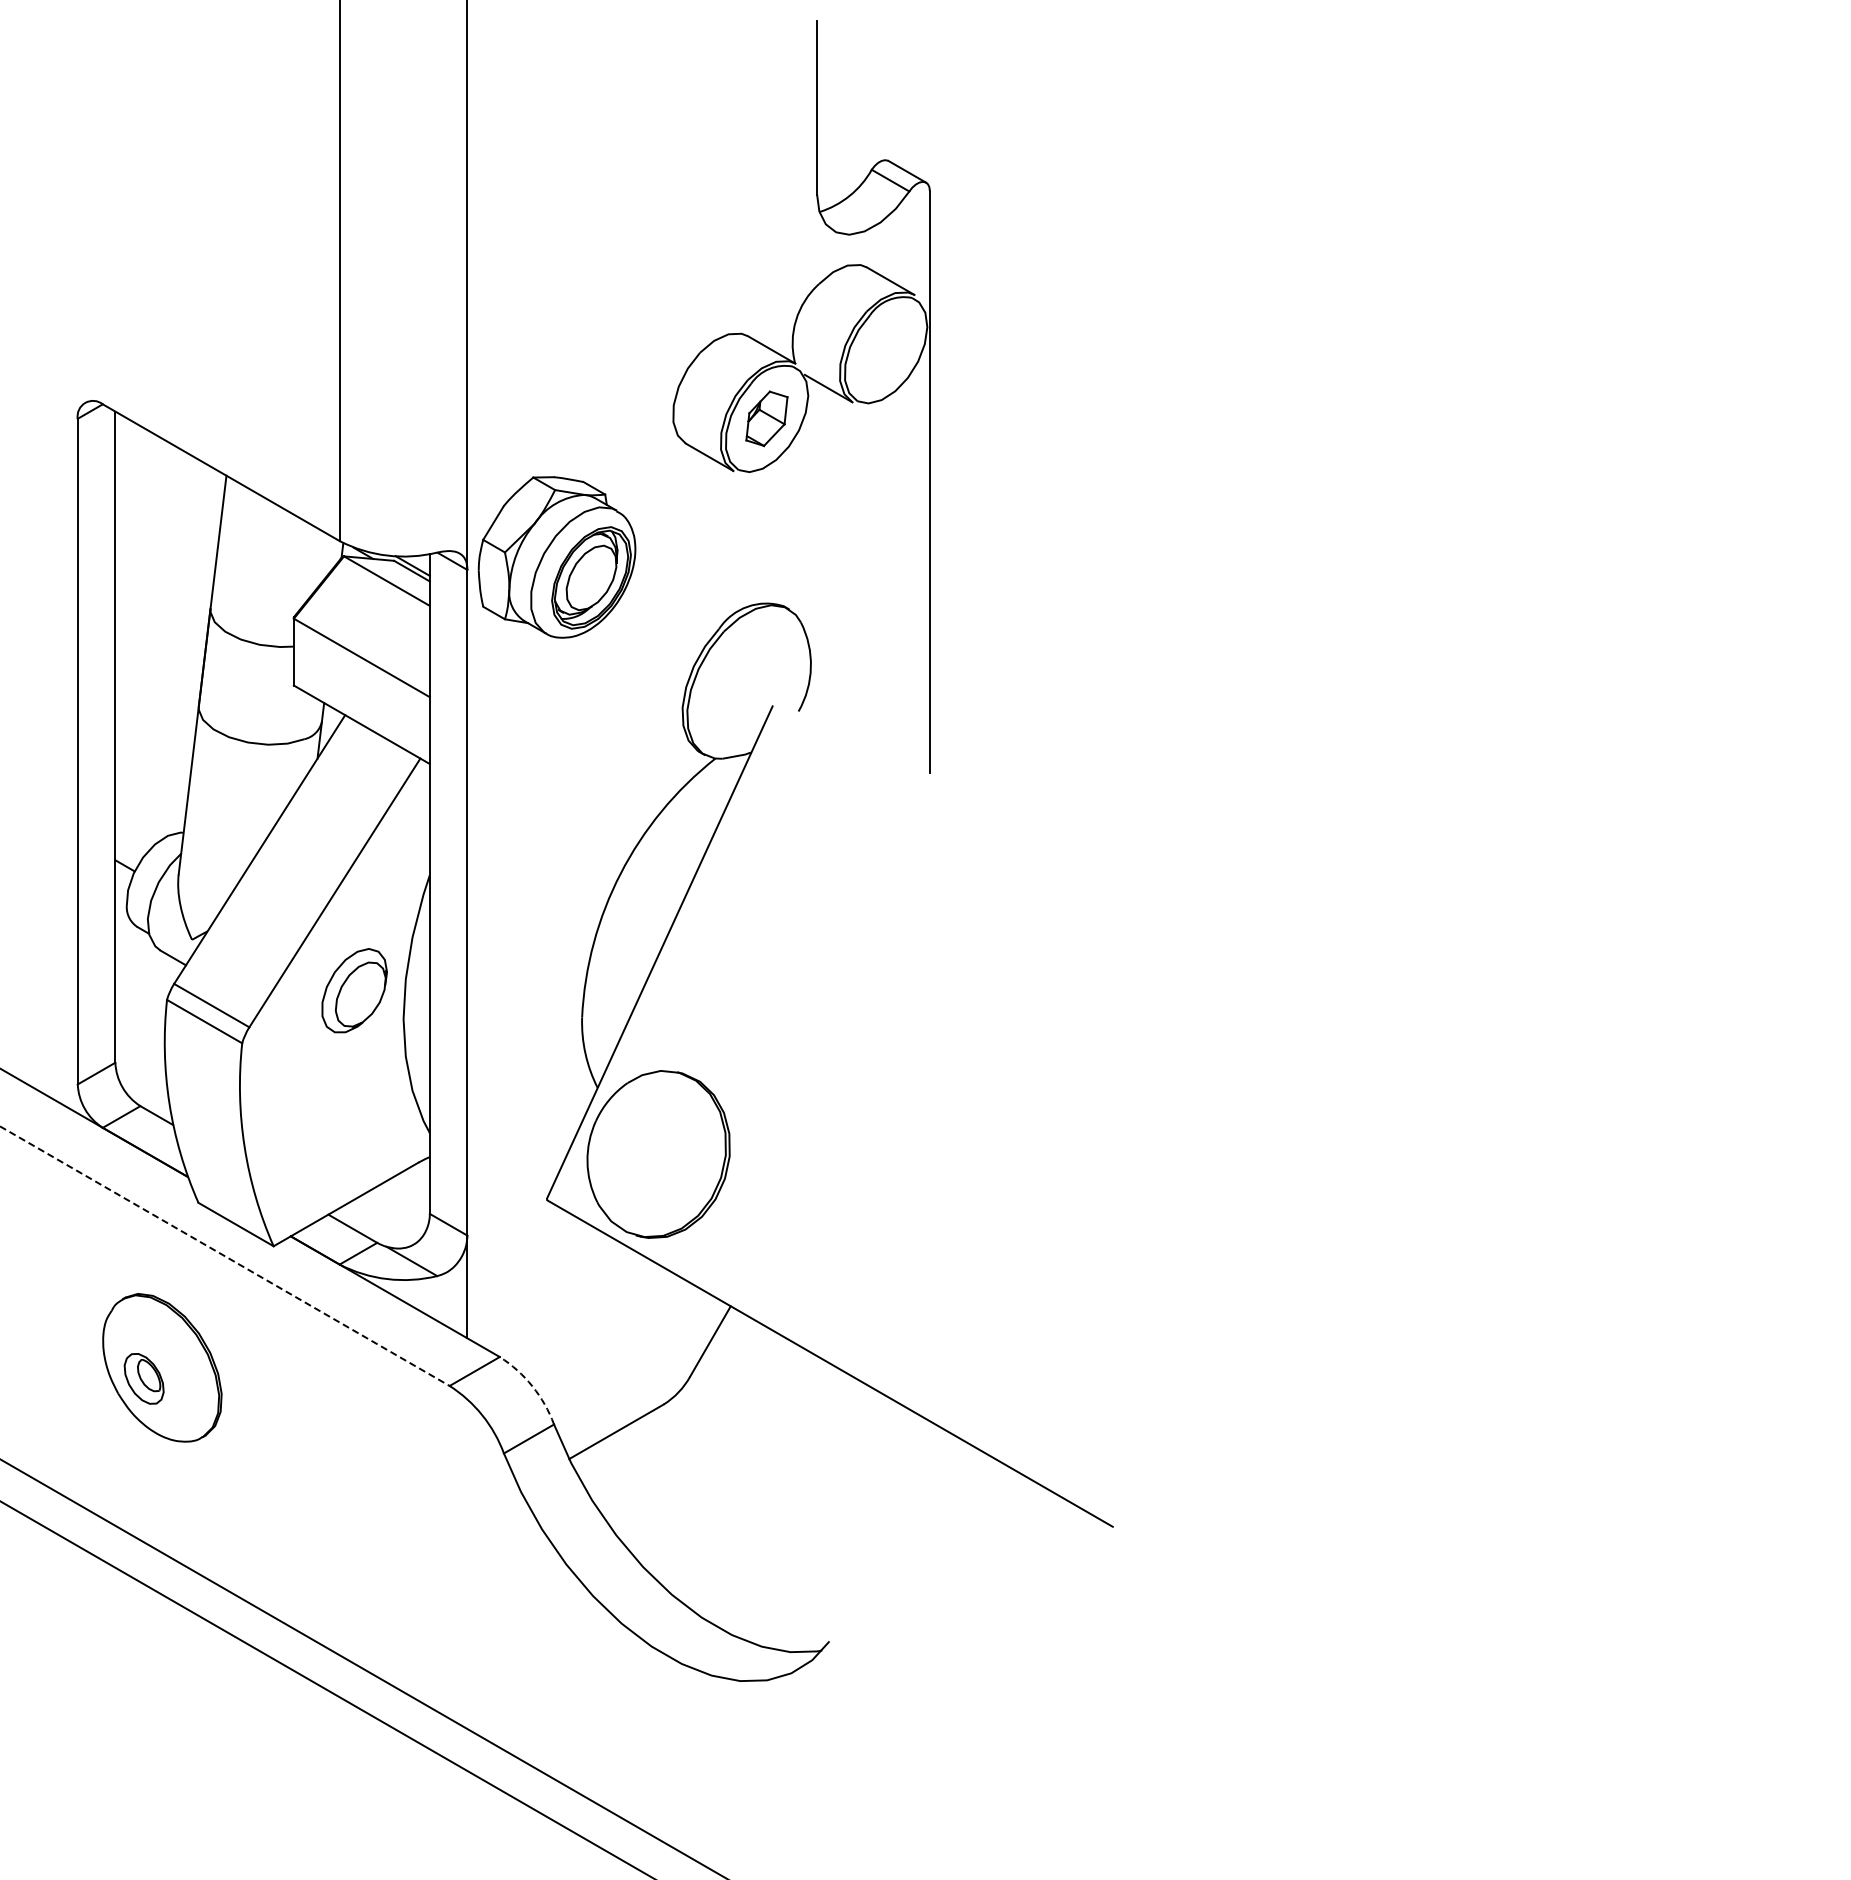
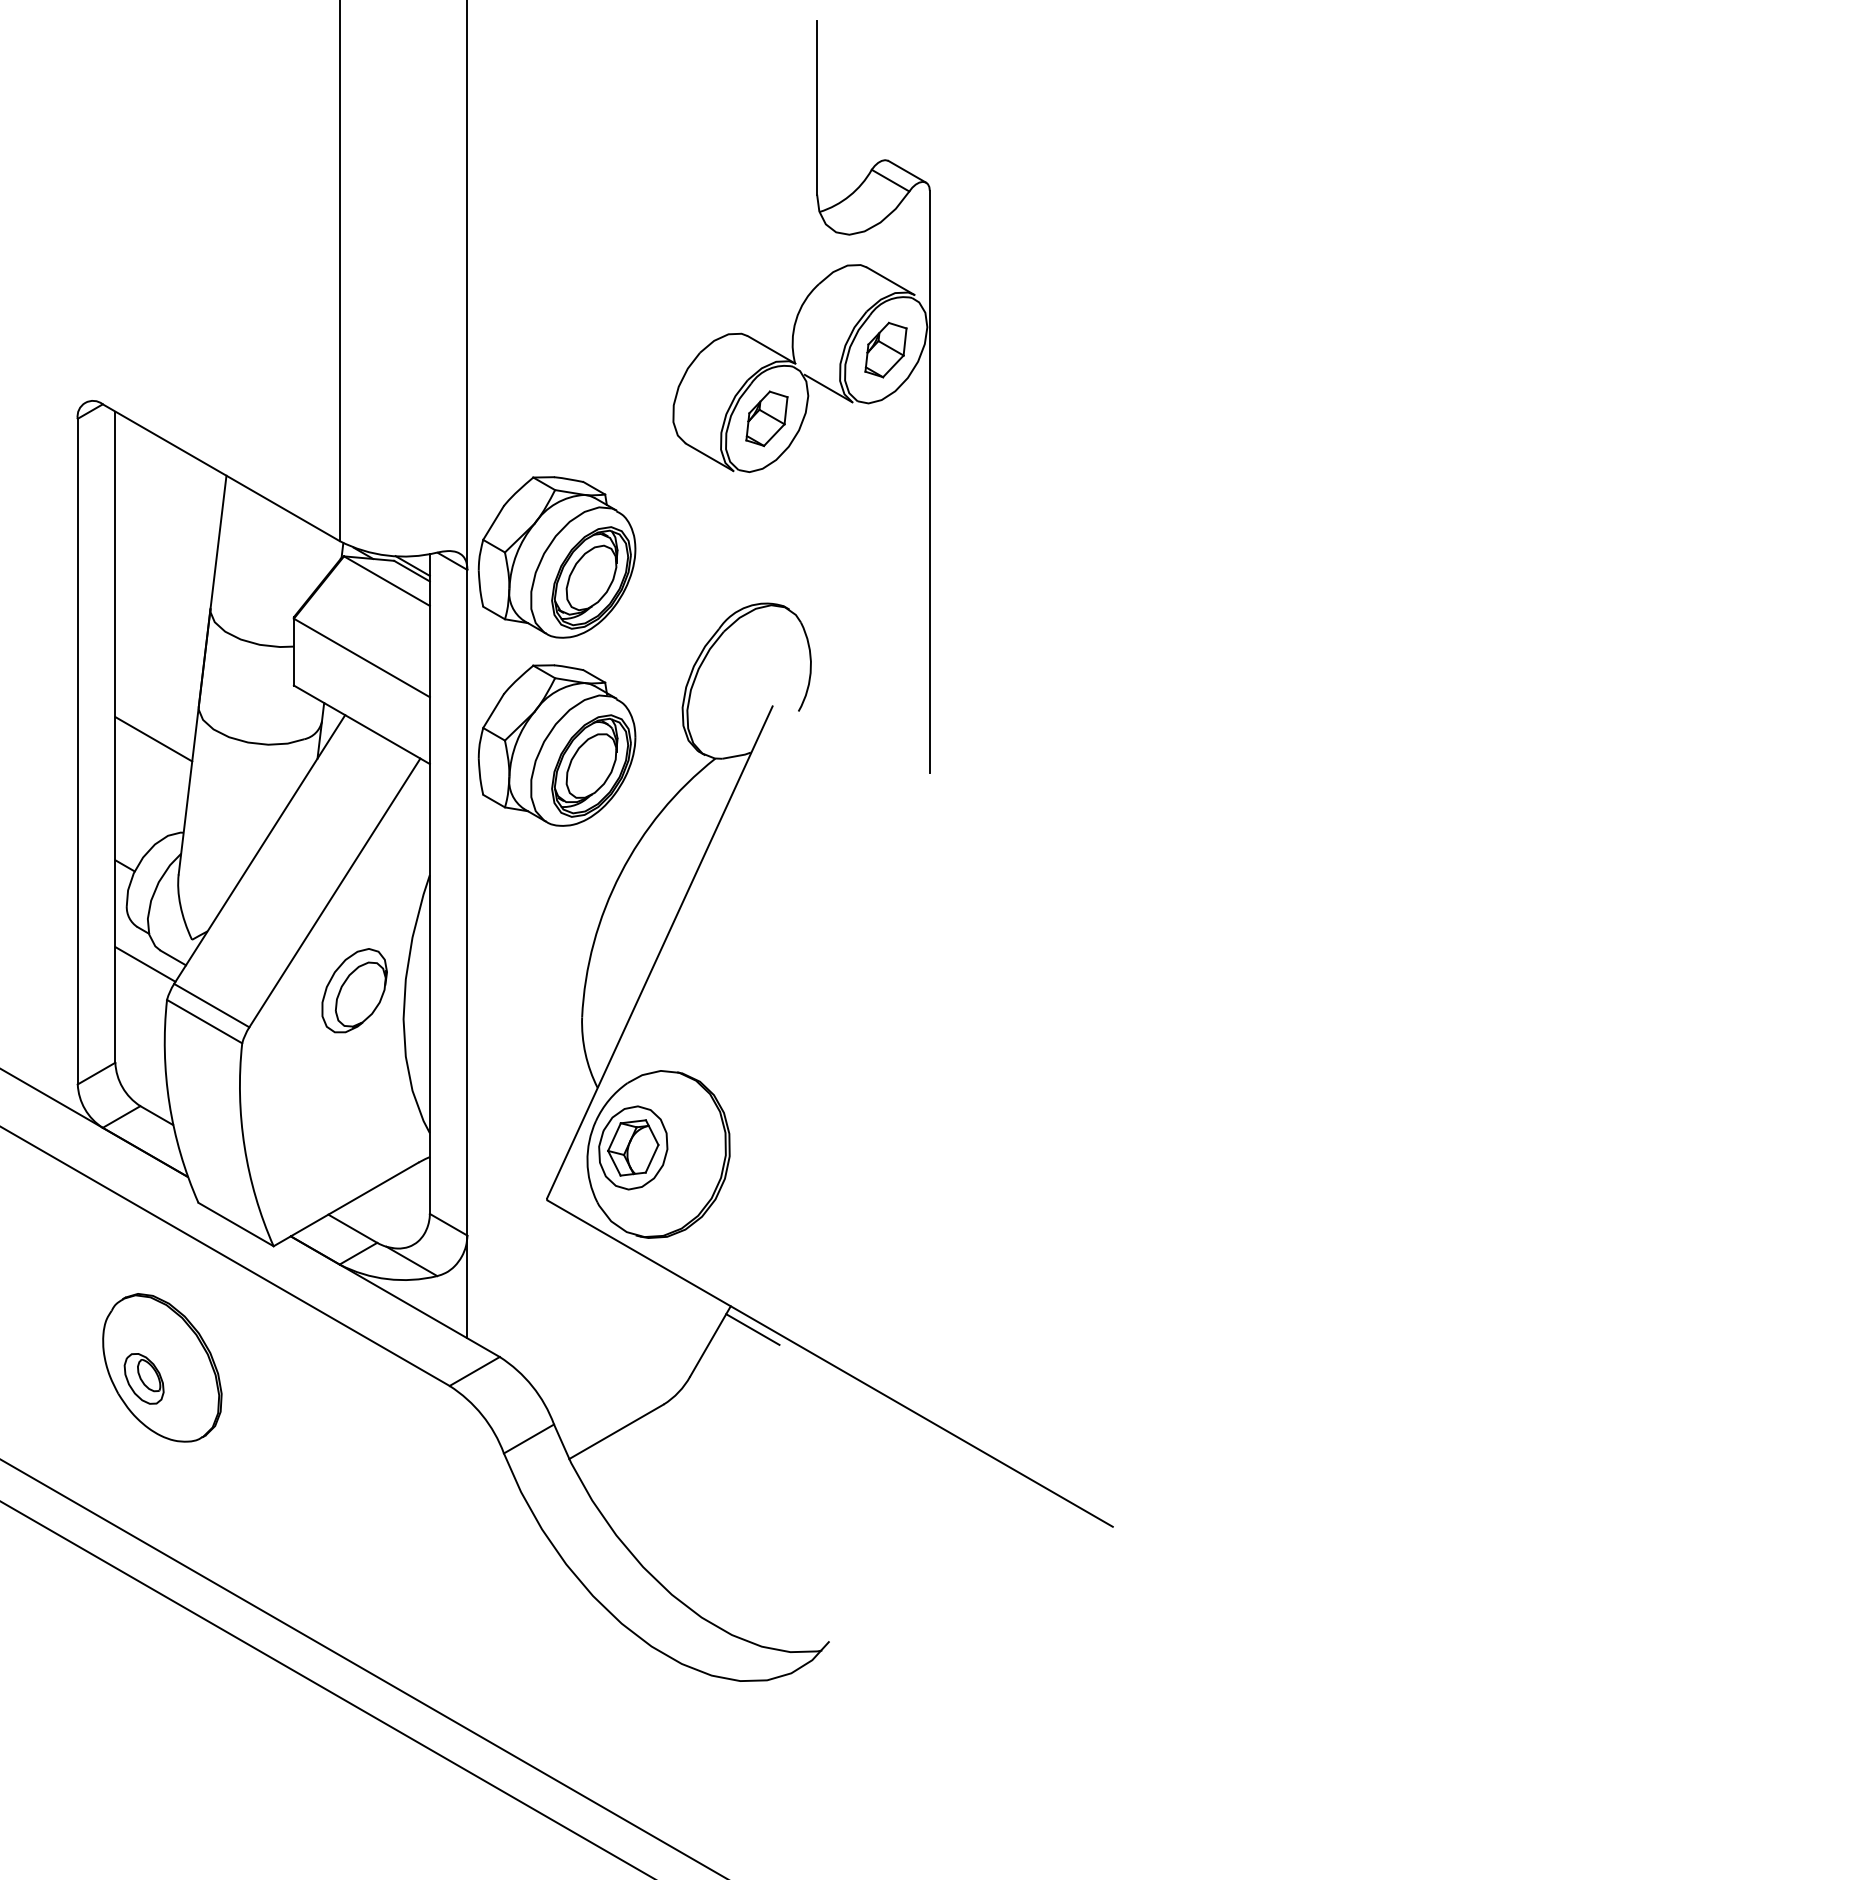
part: none -> present (885, 349)
line: none -> present (153, 739)
part: none -> present (556, 745)
line: none -> present (145, 964)
part: none -> present (633, 1147)
line: dashed -> solid (225, 1256)
line: none -> present (752, 1329)
arc: dashed -> solid (532, 1386)
